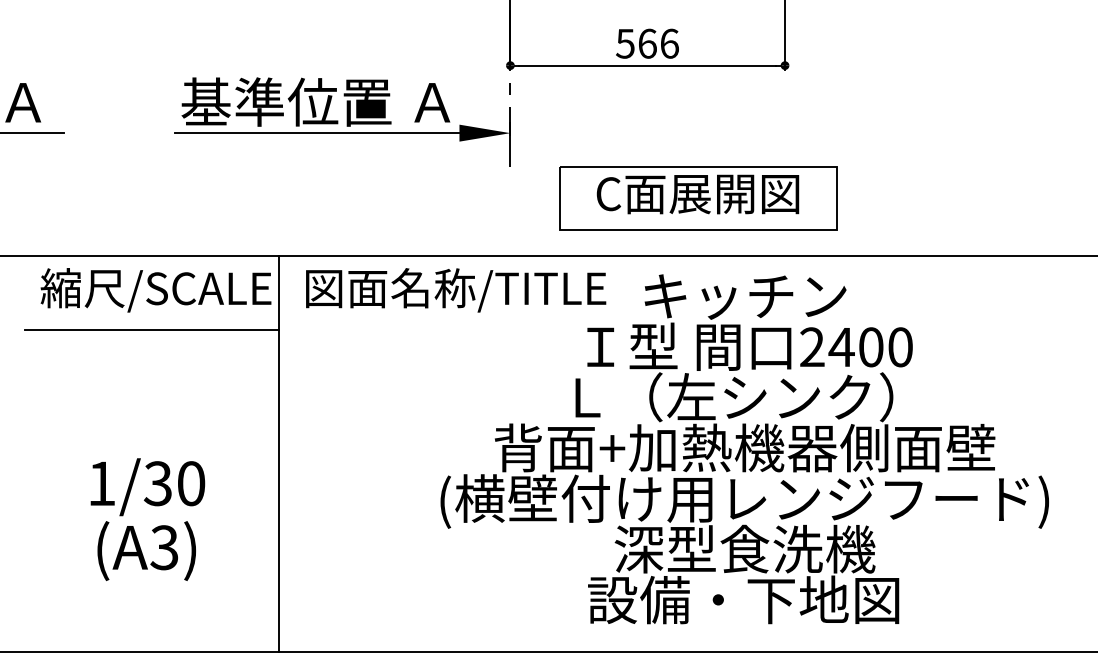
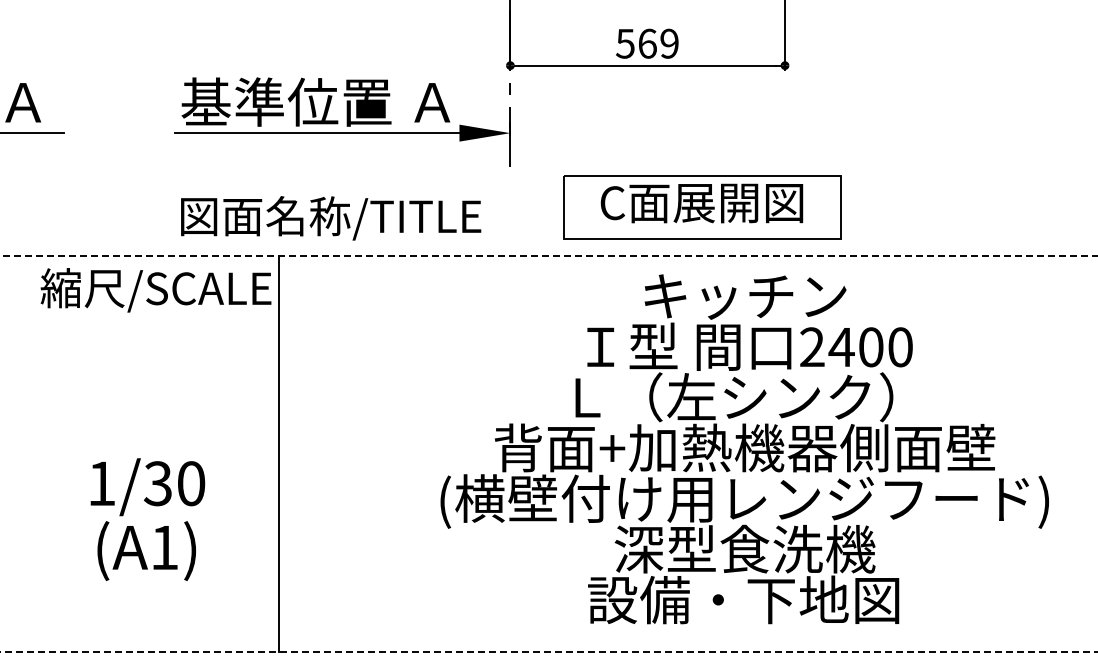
text: 566 -> 569 (669, 43)
part position: (698, 198) -> (702, 207) (702, 207)
line: solid -> dashed (549, 255)
text position: (456, 290) -> (331, 218) (331, 218)
line: present -> none (152, 330)
text: (A3) -> (A1) (164, 547)
line: solid -> dashed (548, 651)
